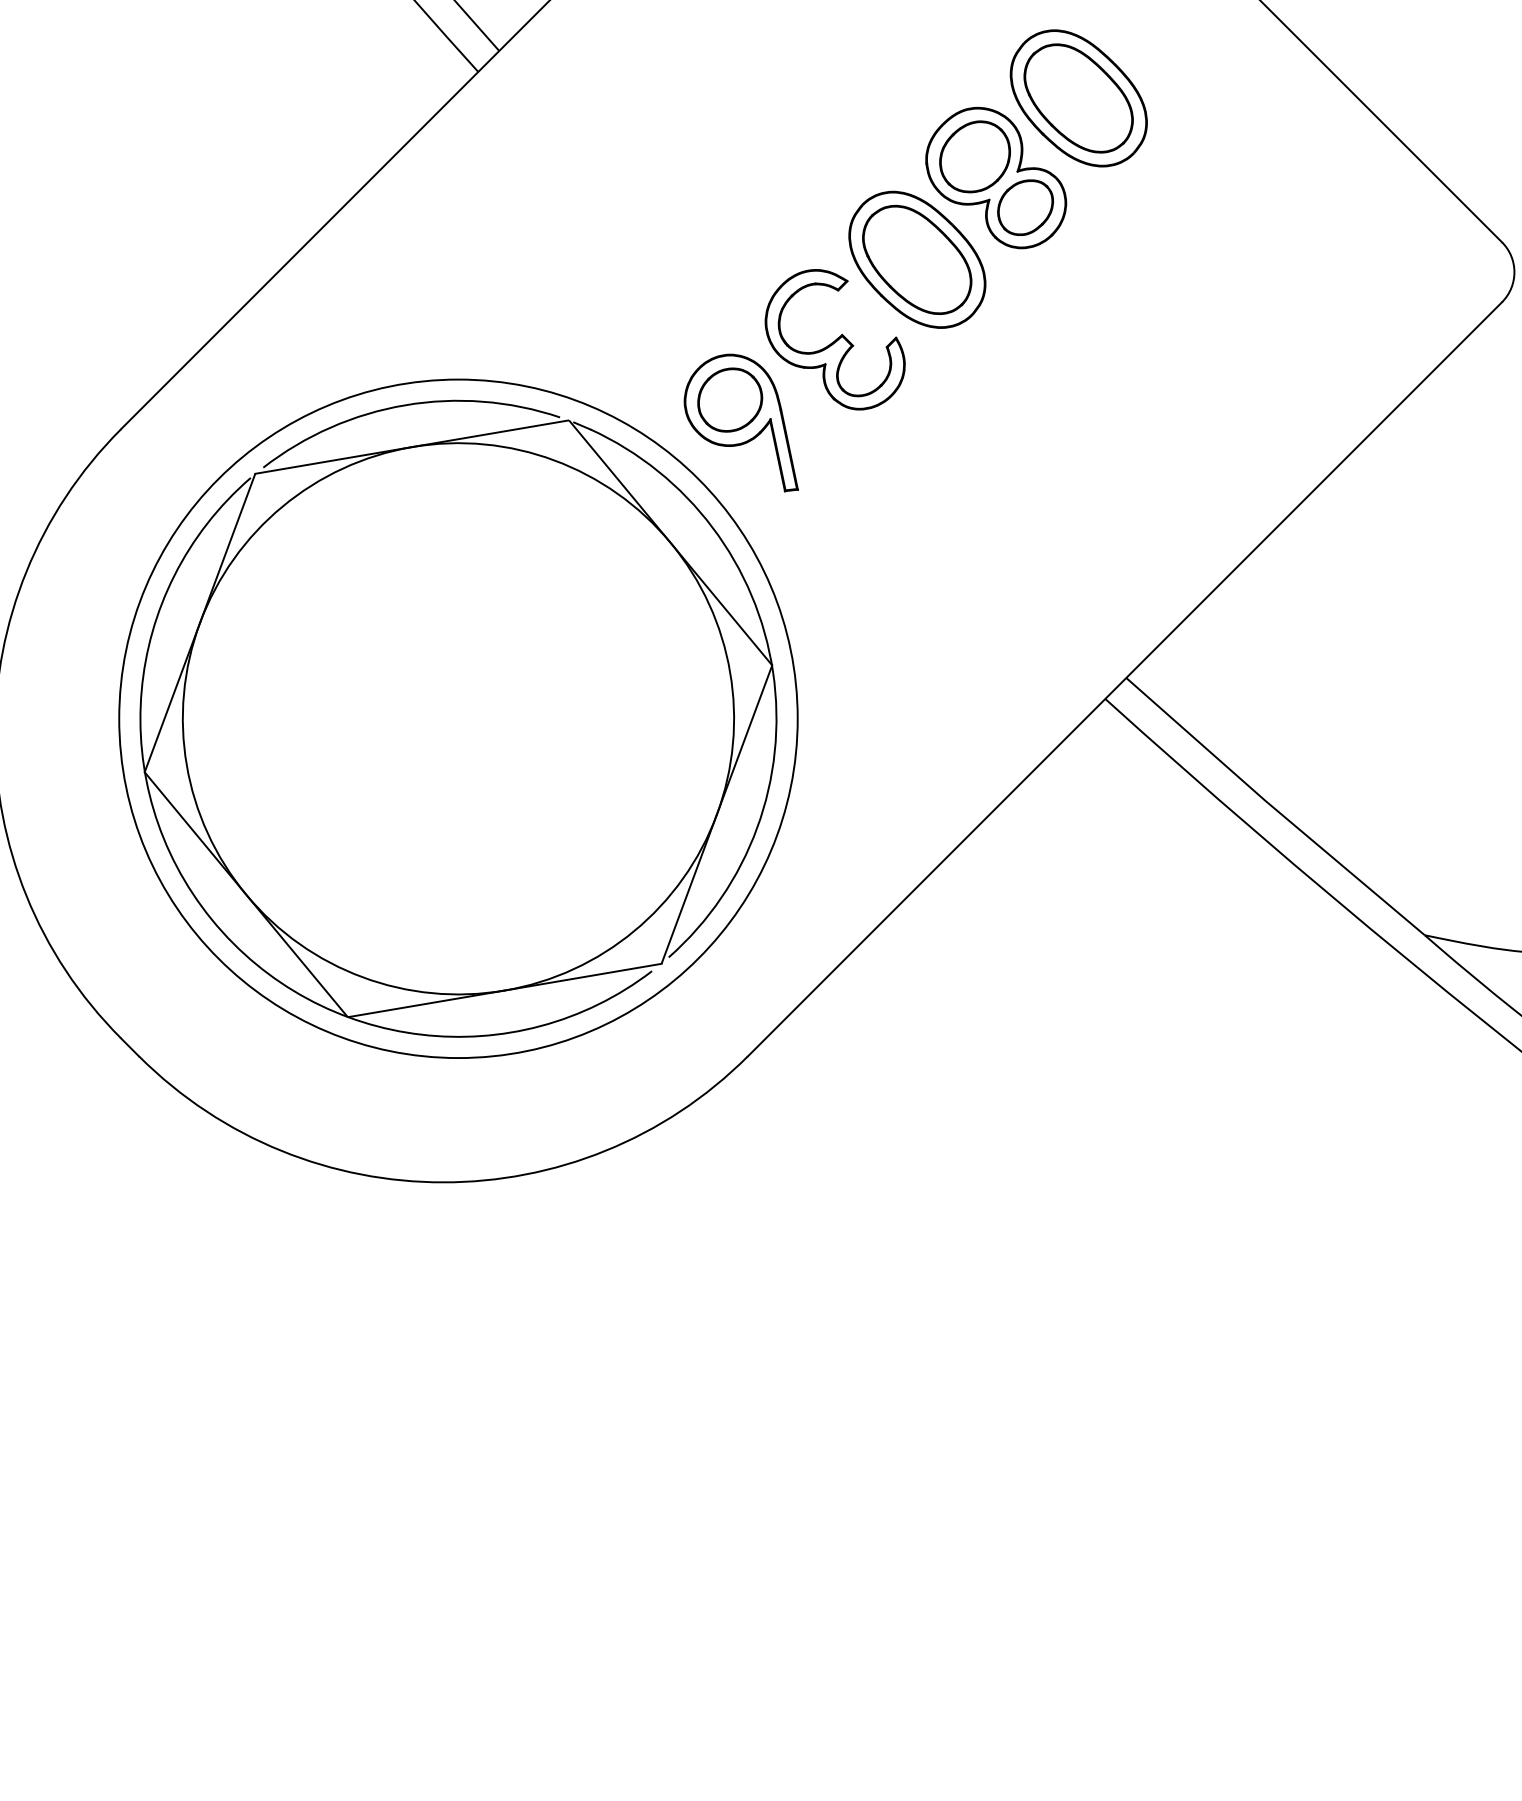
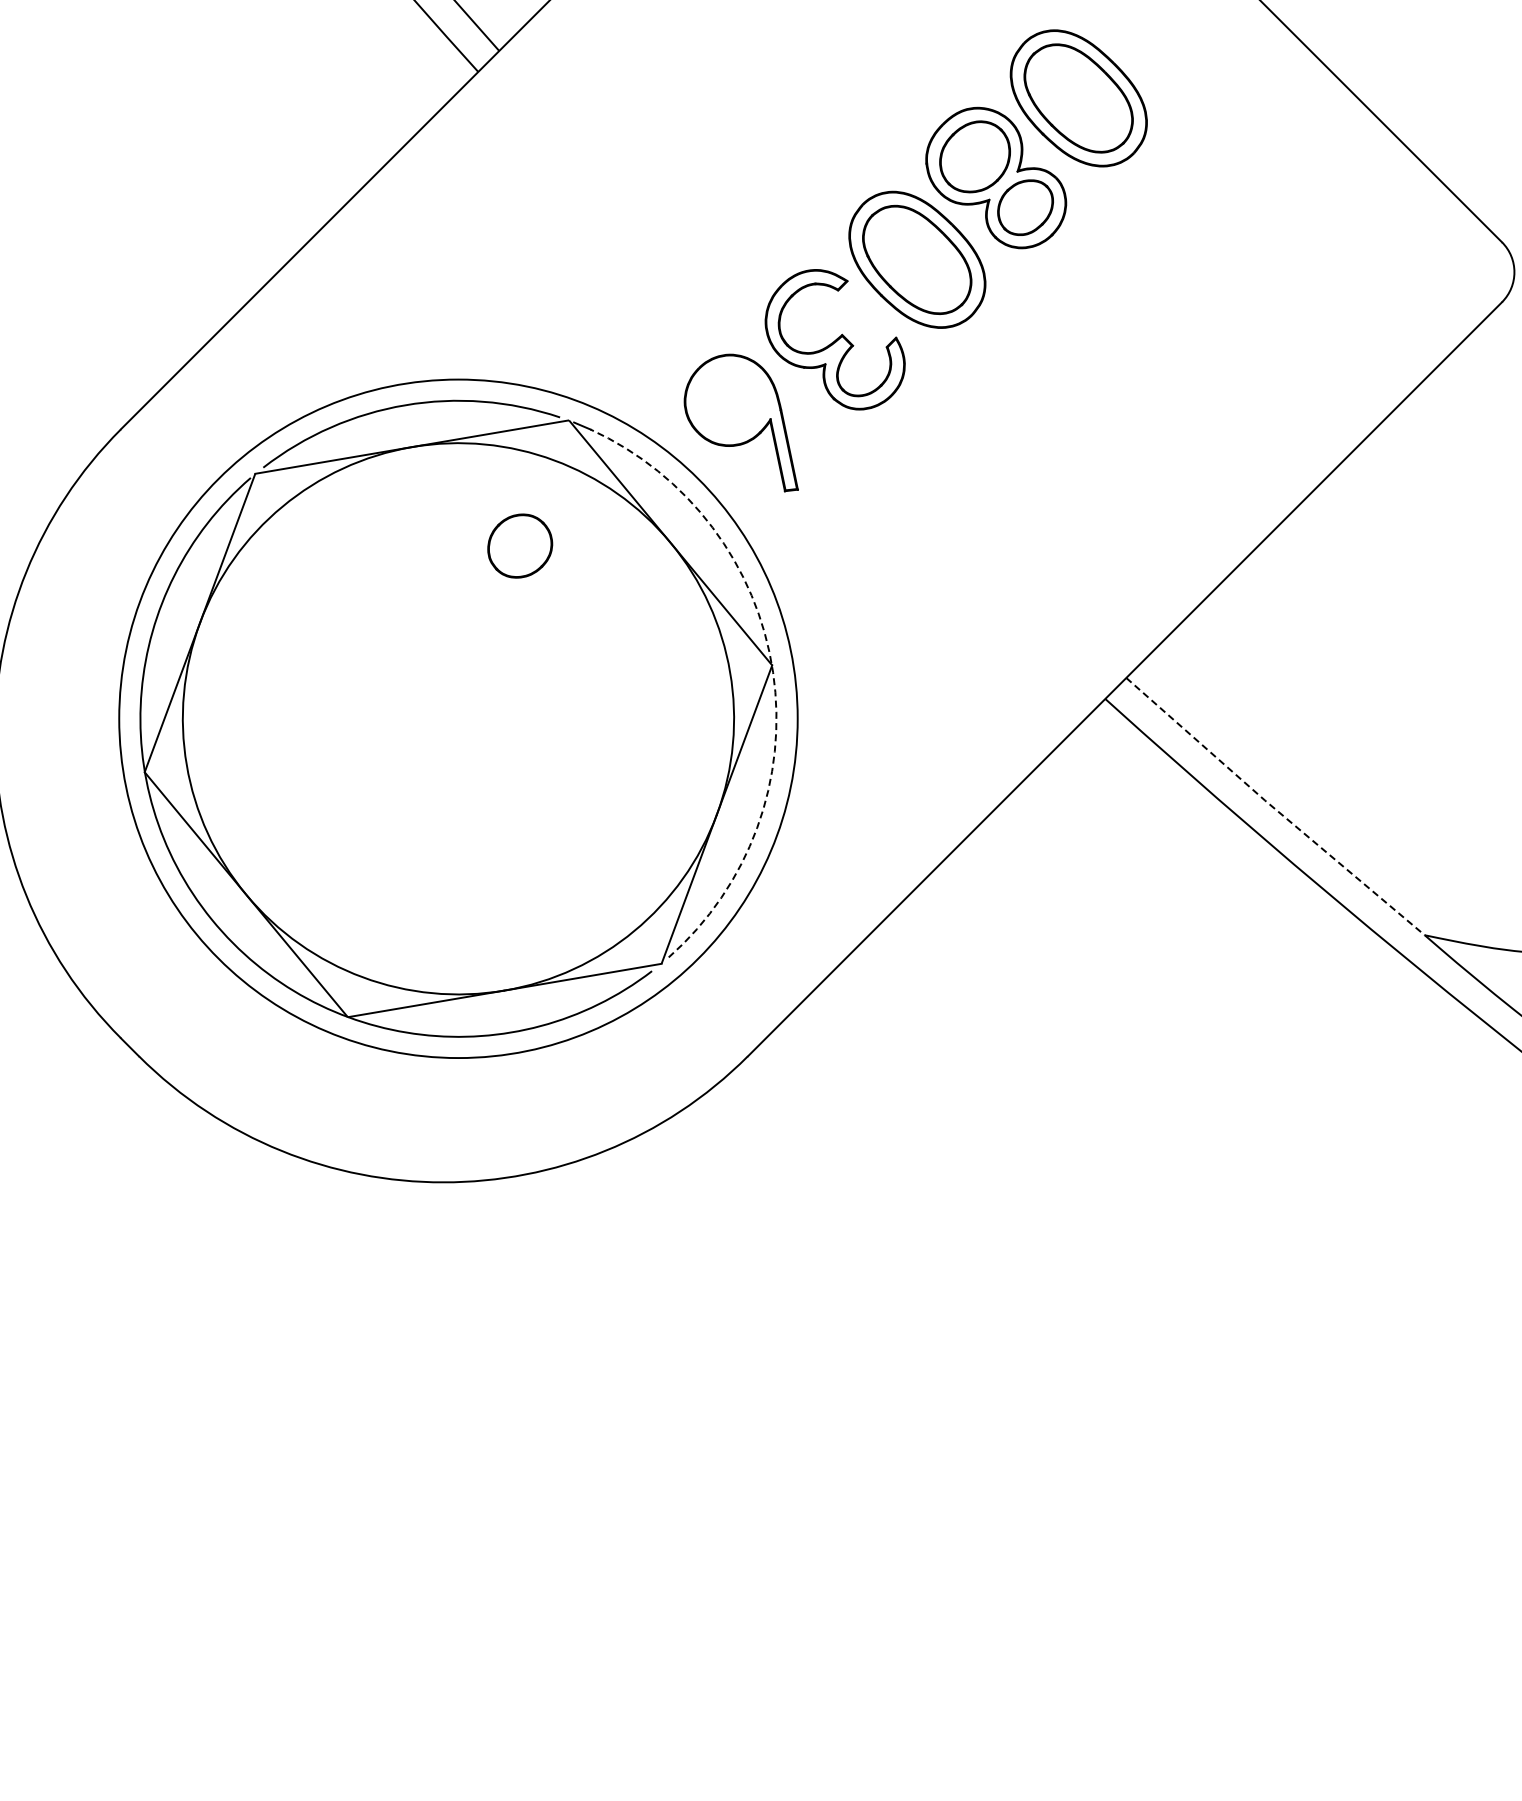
part position: (730, 399) -> (520, 545) (520, 545)
arc: solid -> dashed (773, 672)
line: solid -> dashed (1274, 808)
